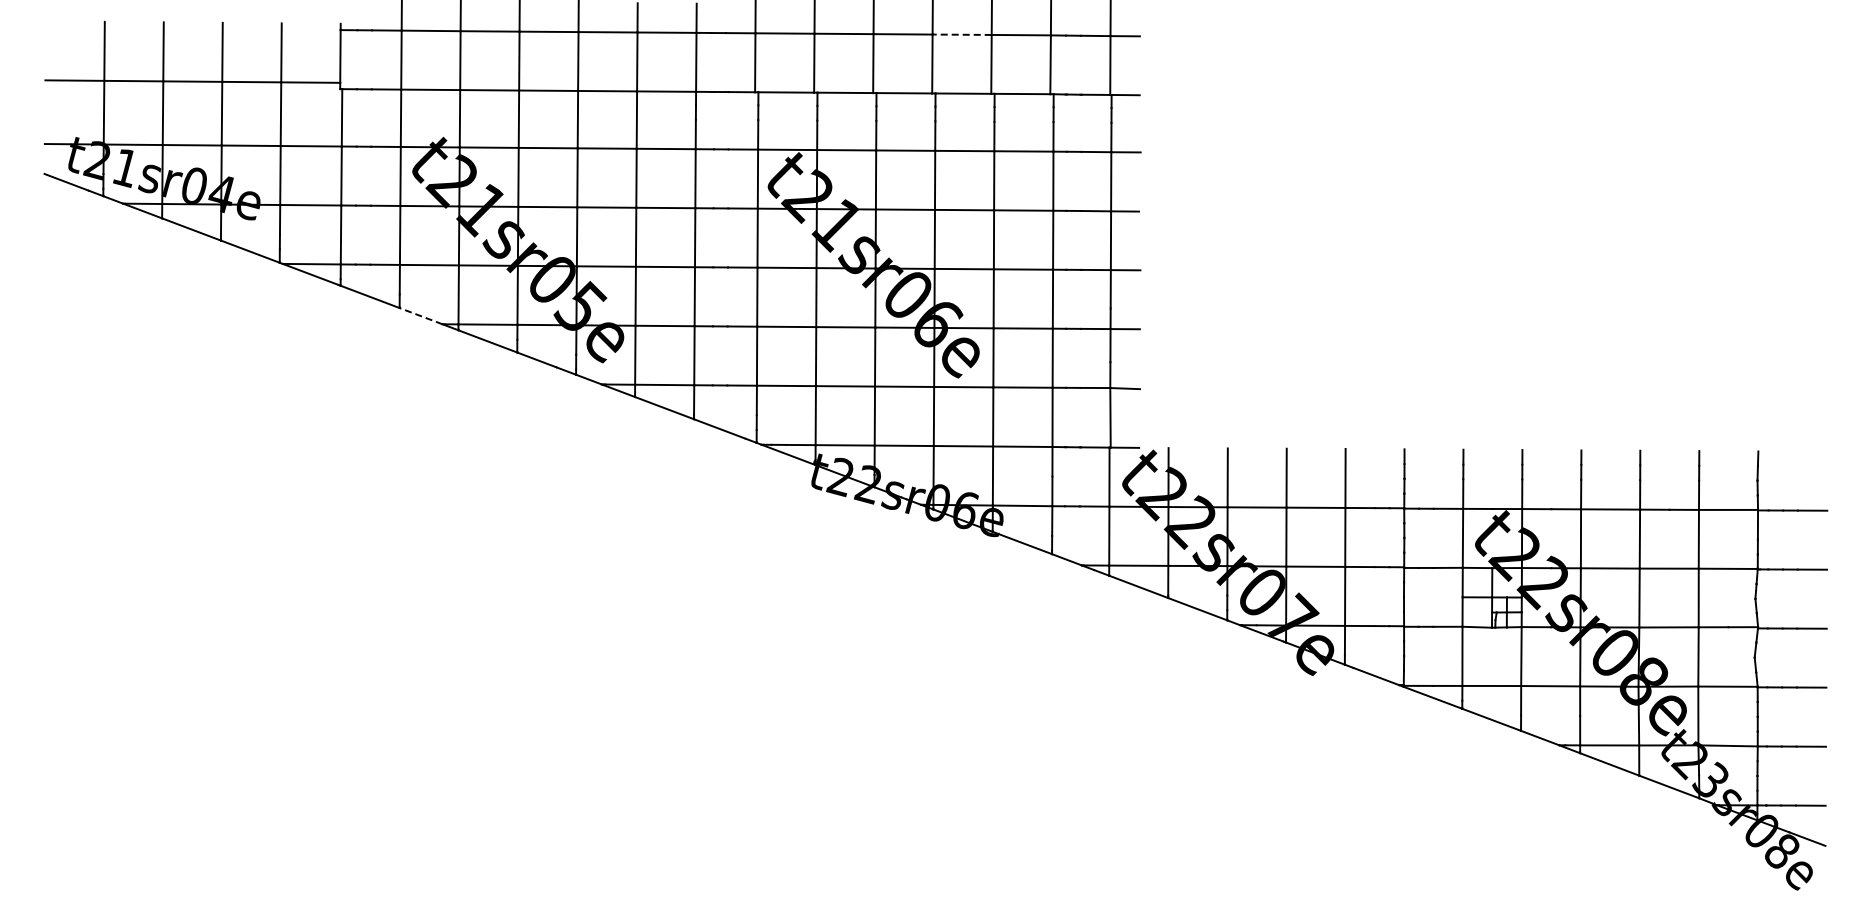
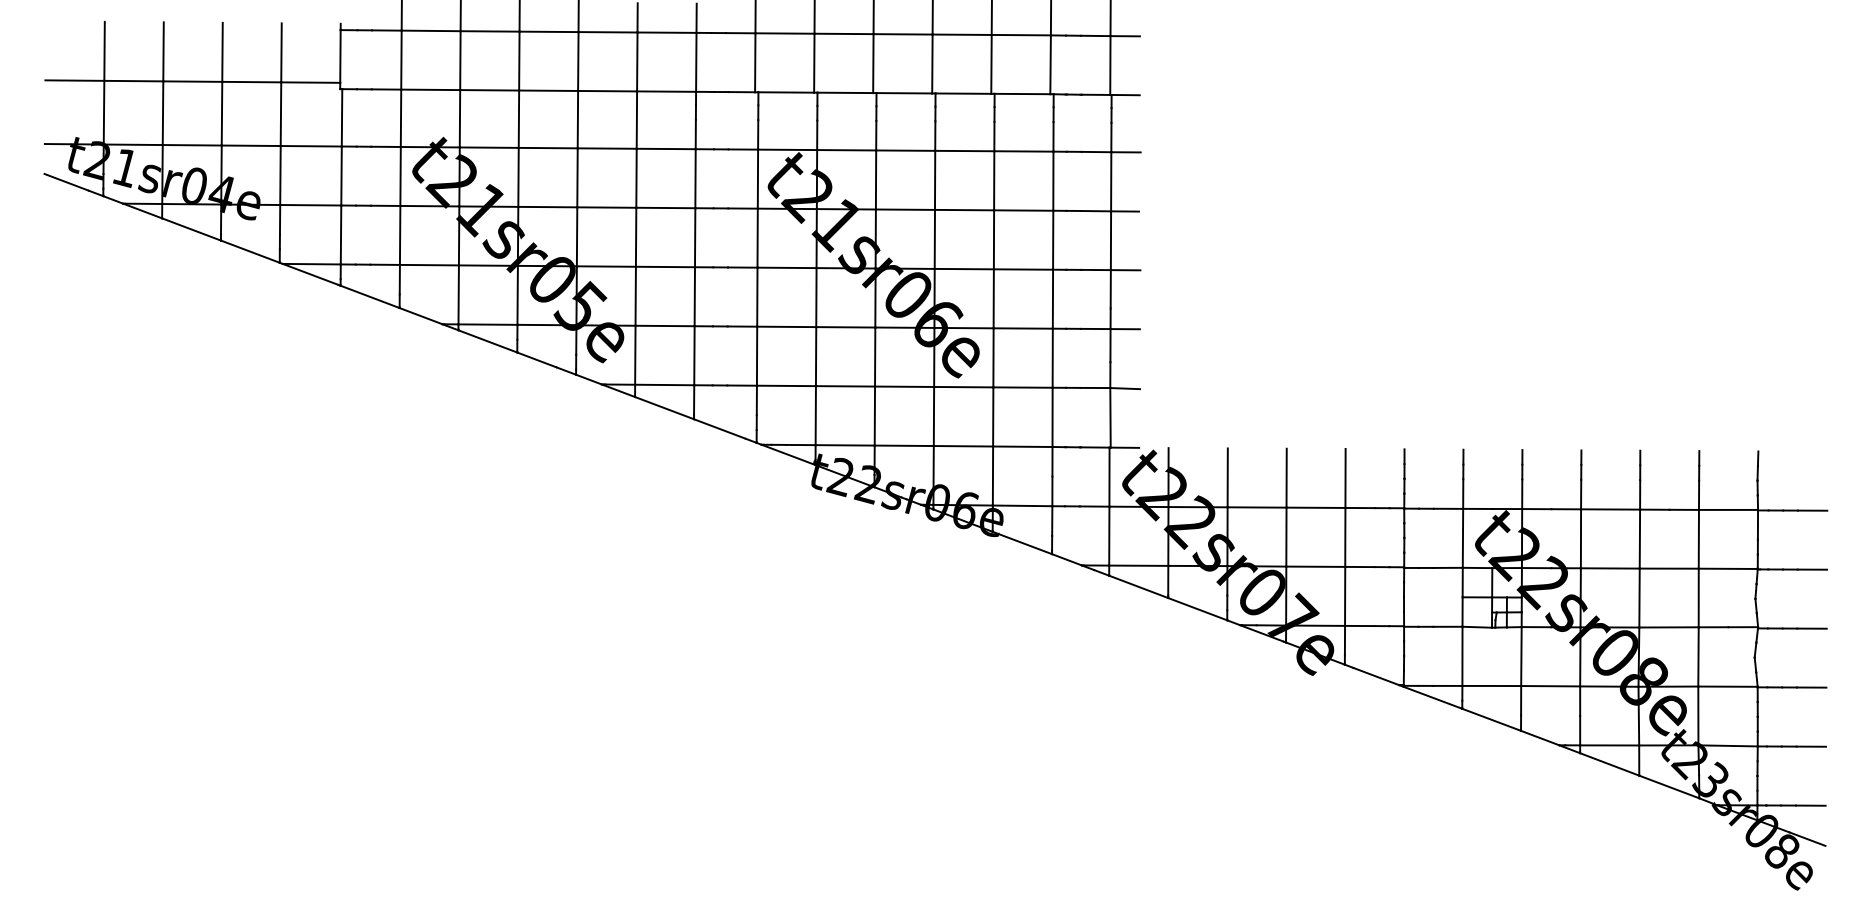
line: dashed -> solid (962, 34)
line: dashed -> solid (421, 316)
